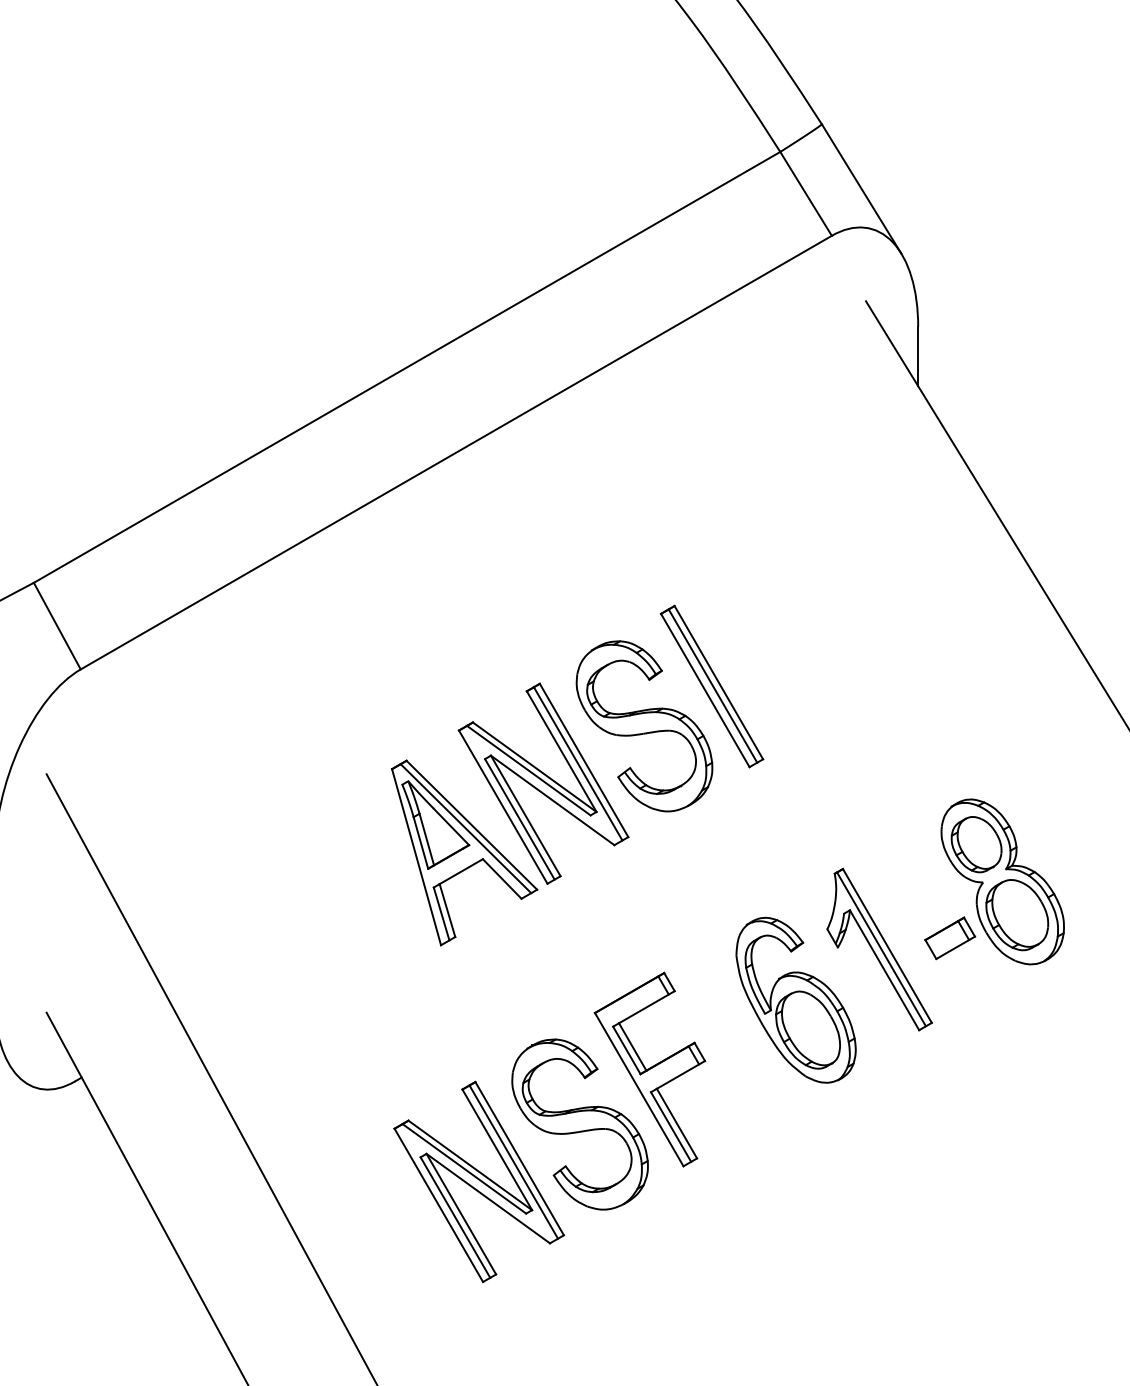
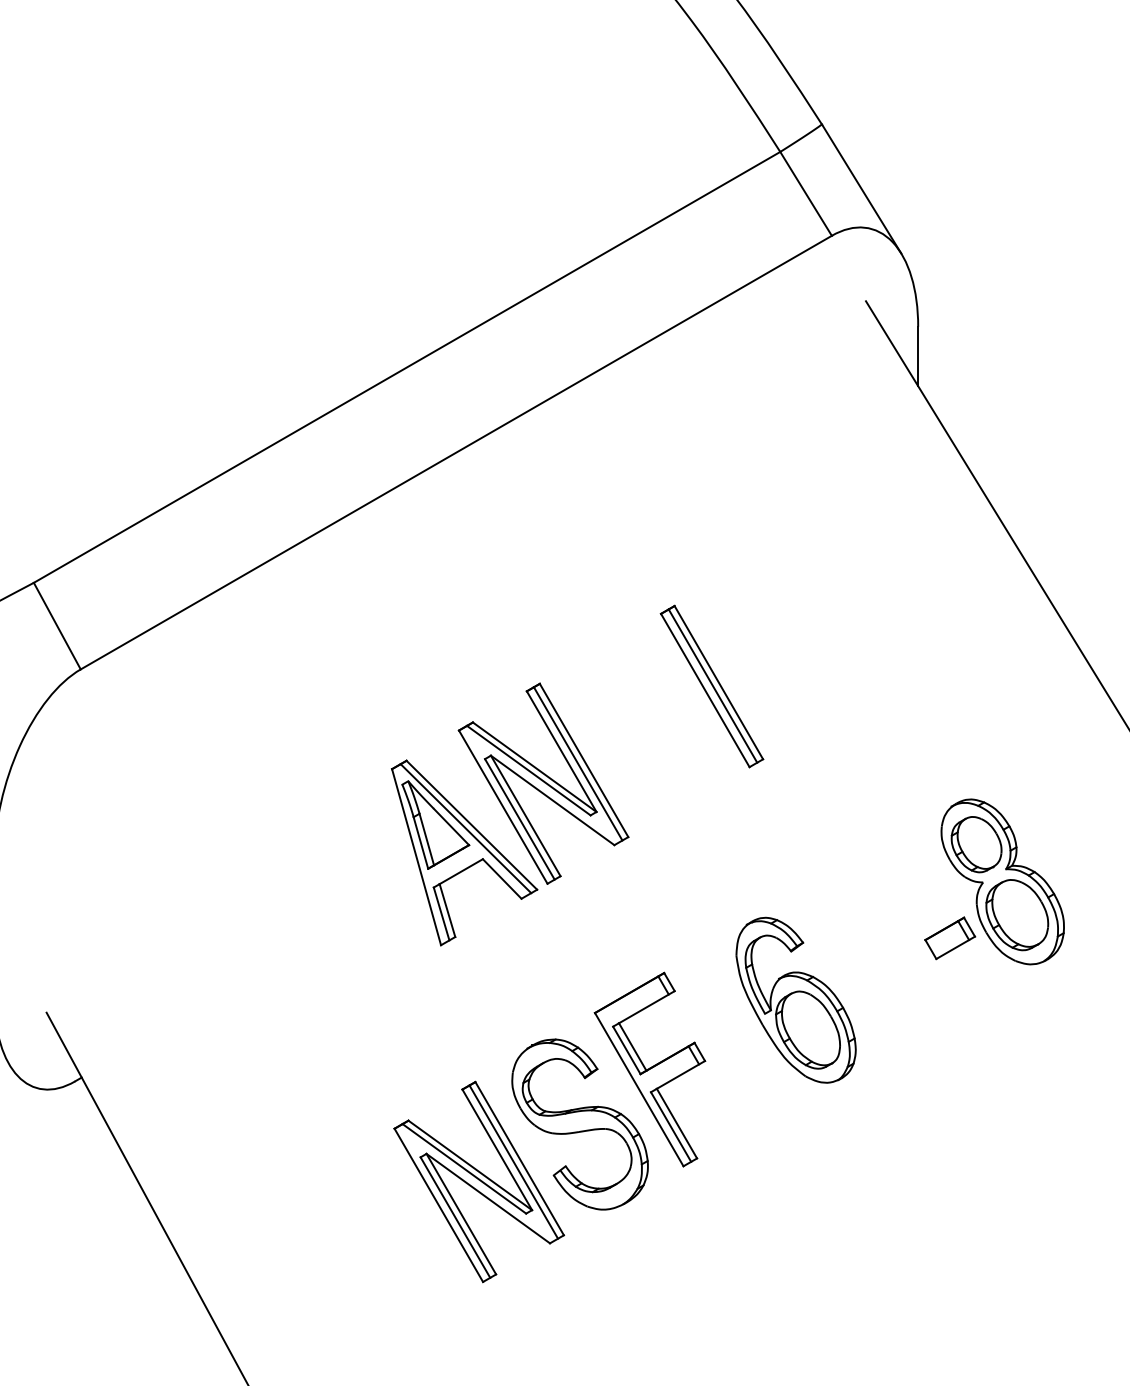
part: present -> none (644, 726)
part: present -> none (879, 949)
line: present -> none (210, 1078)
